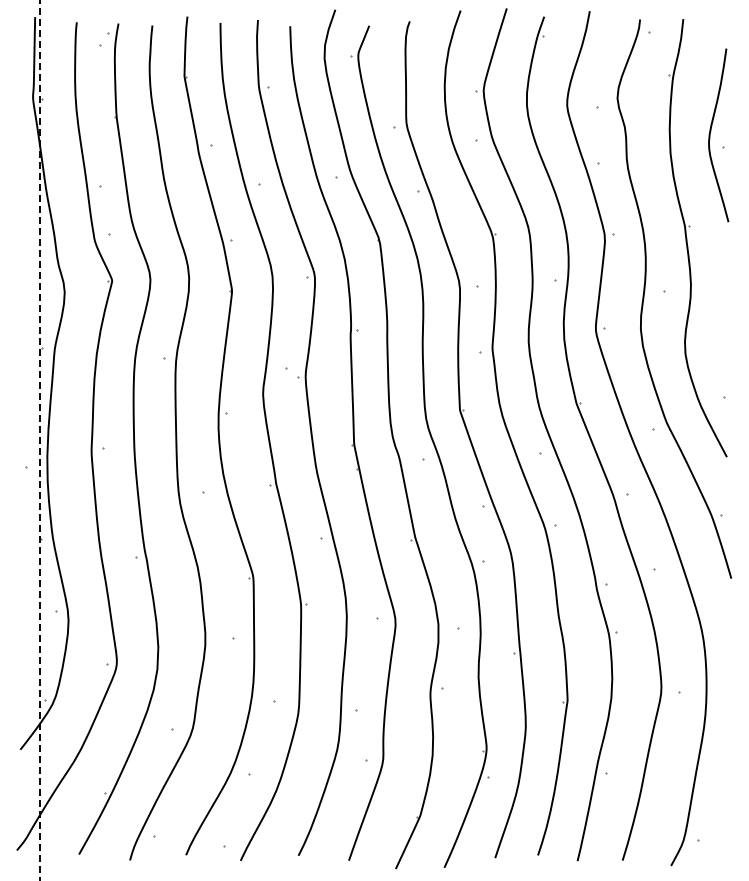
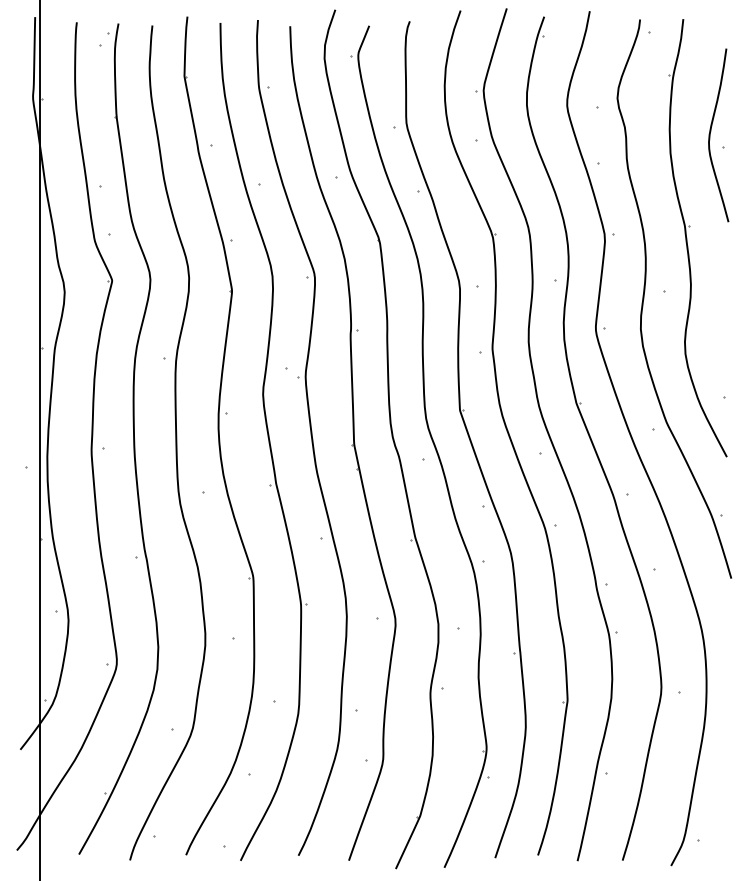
line: dashed -> solid (40, 440)
